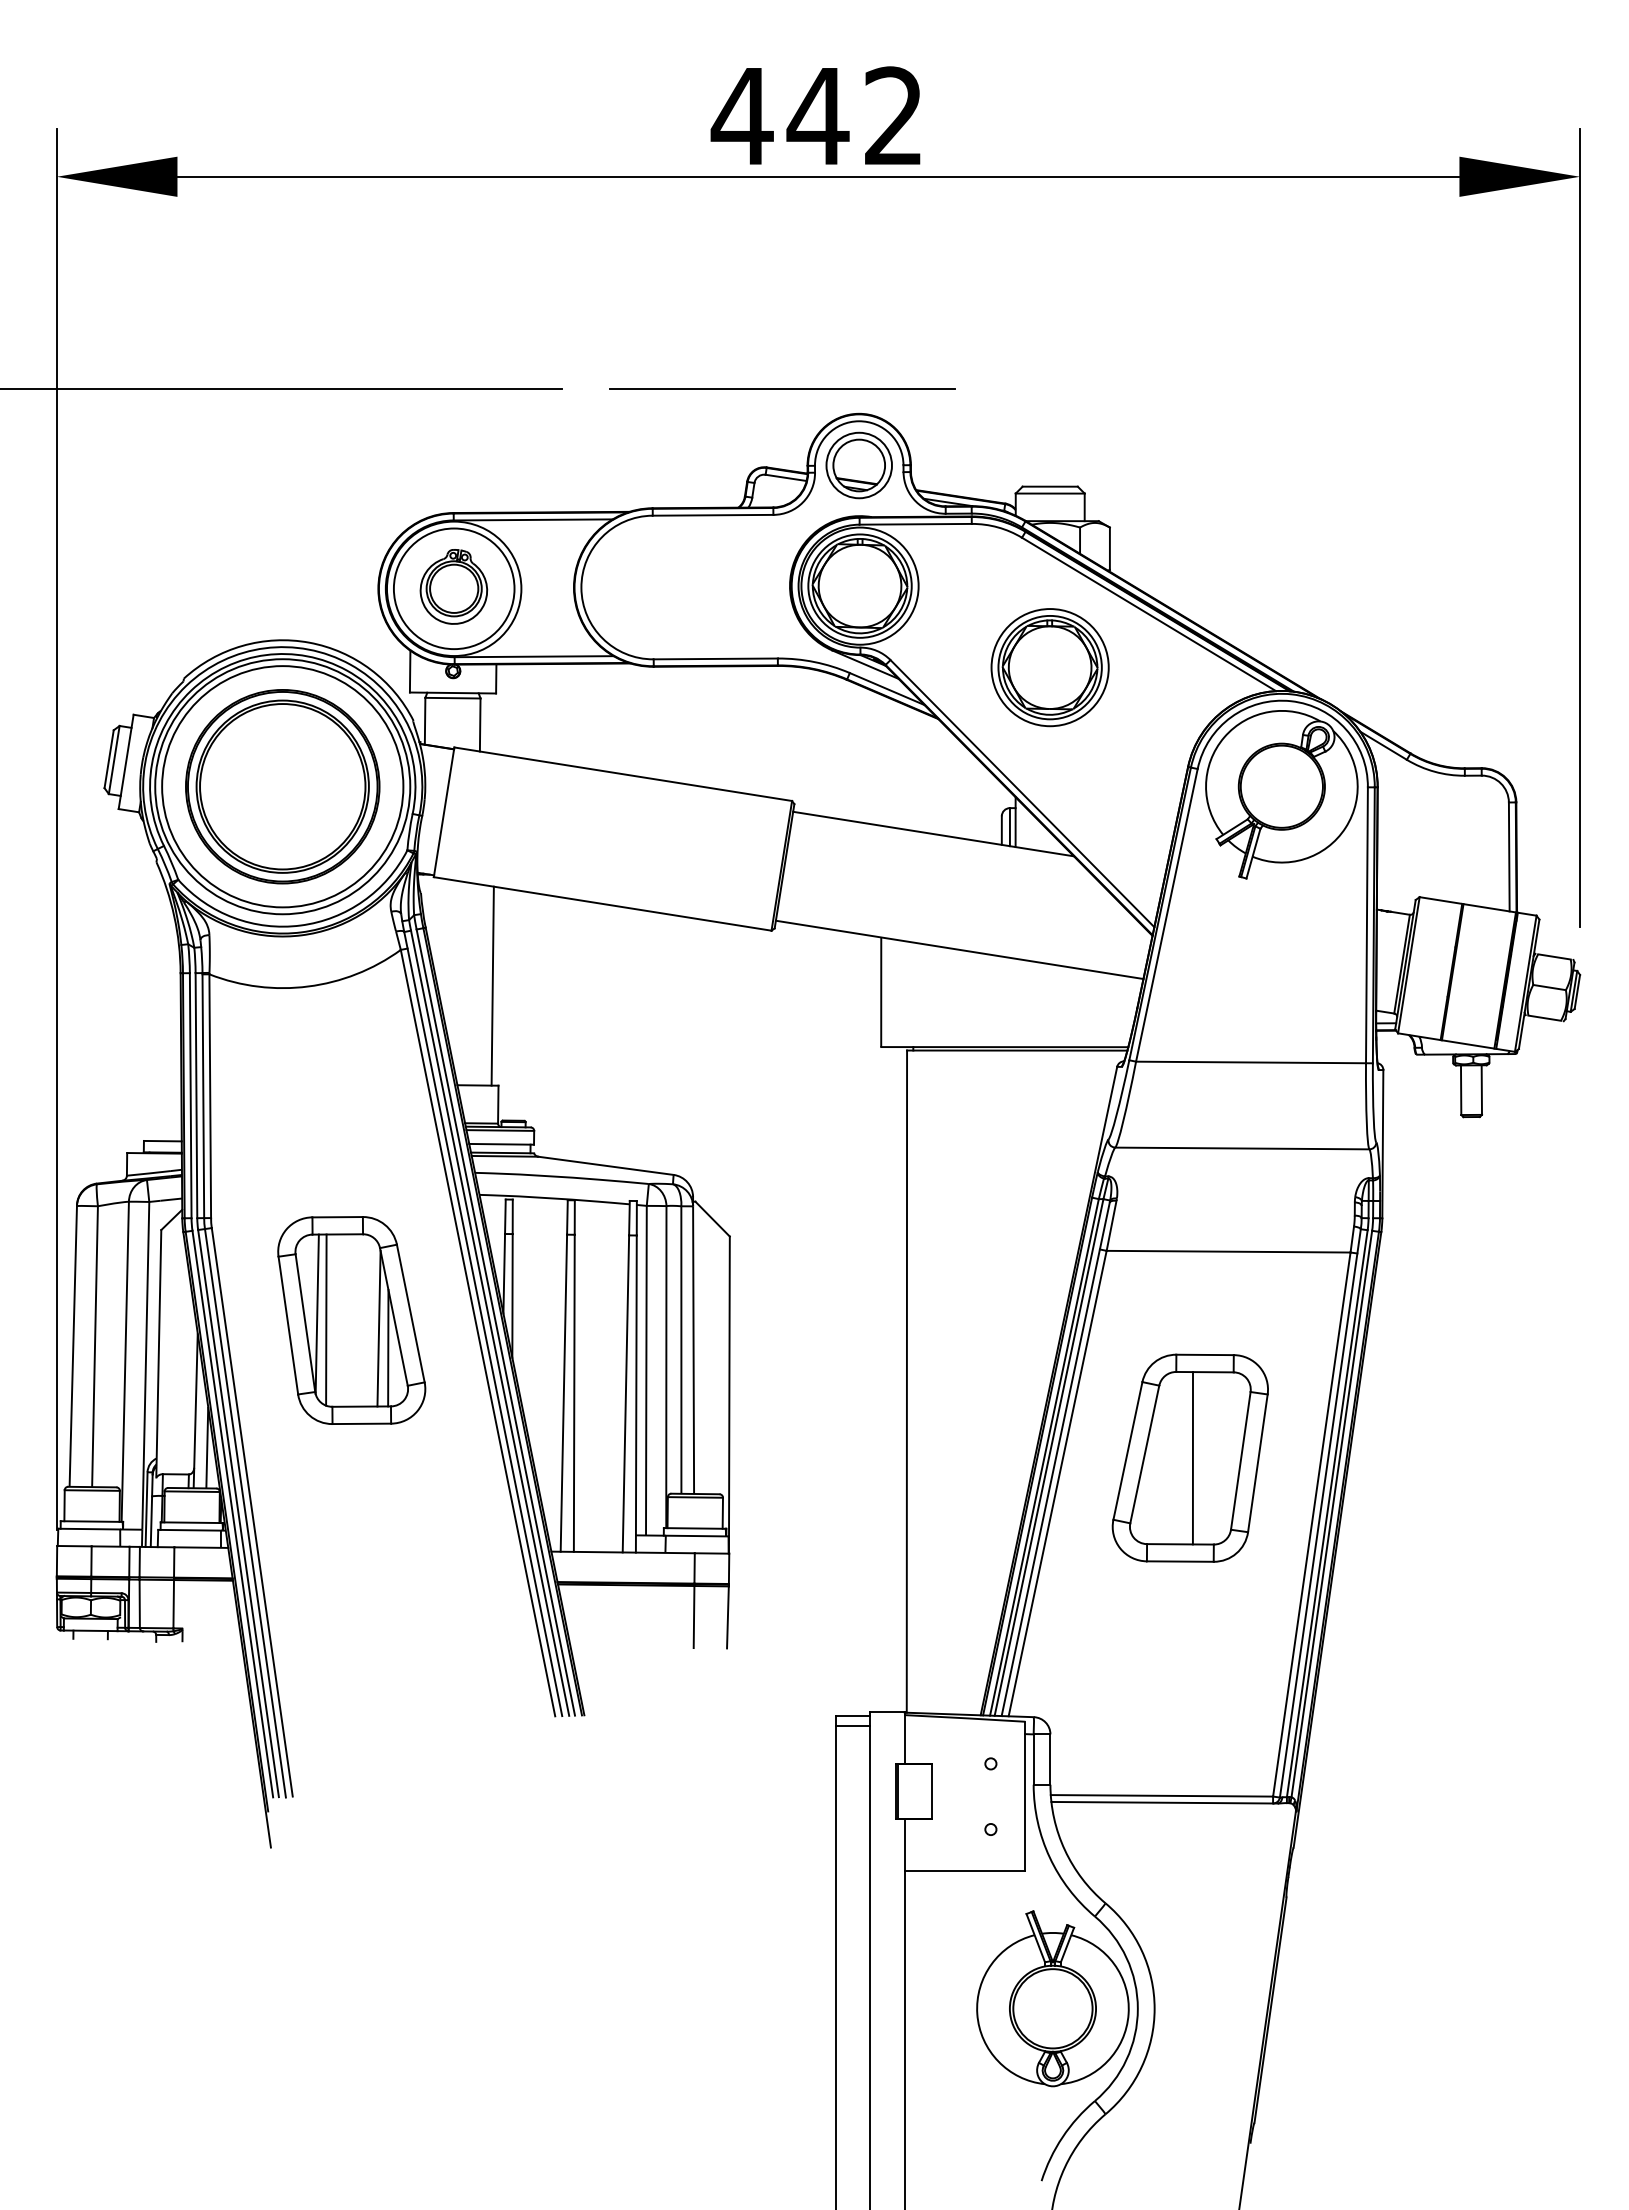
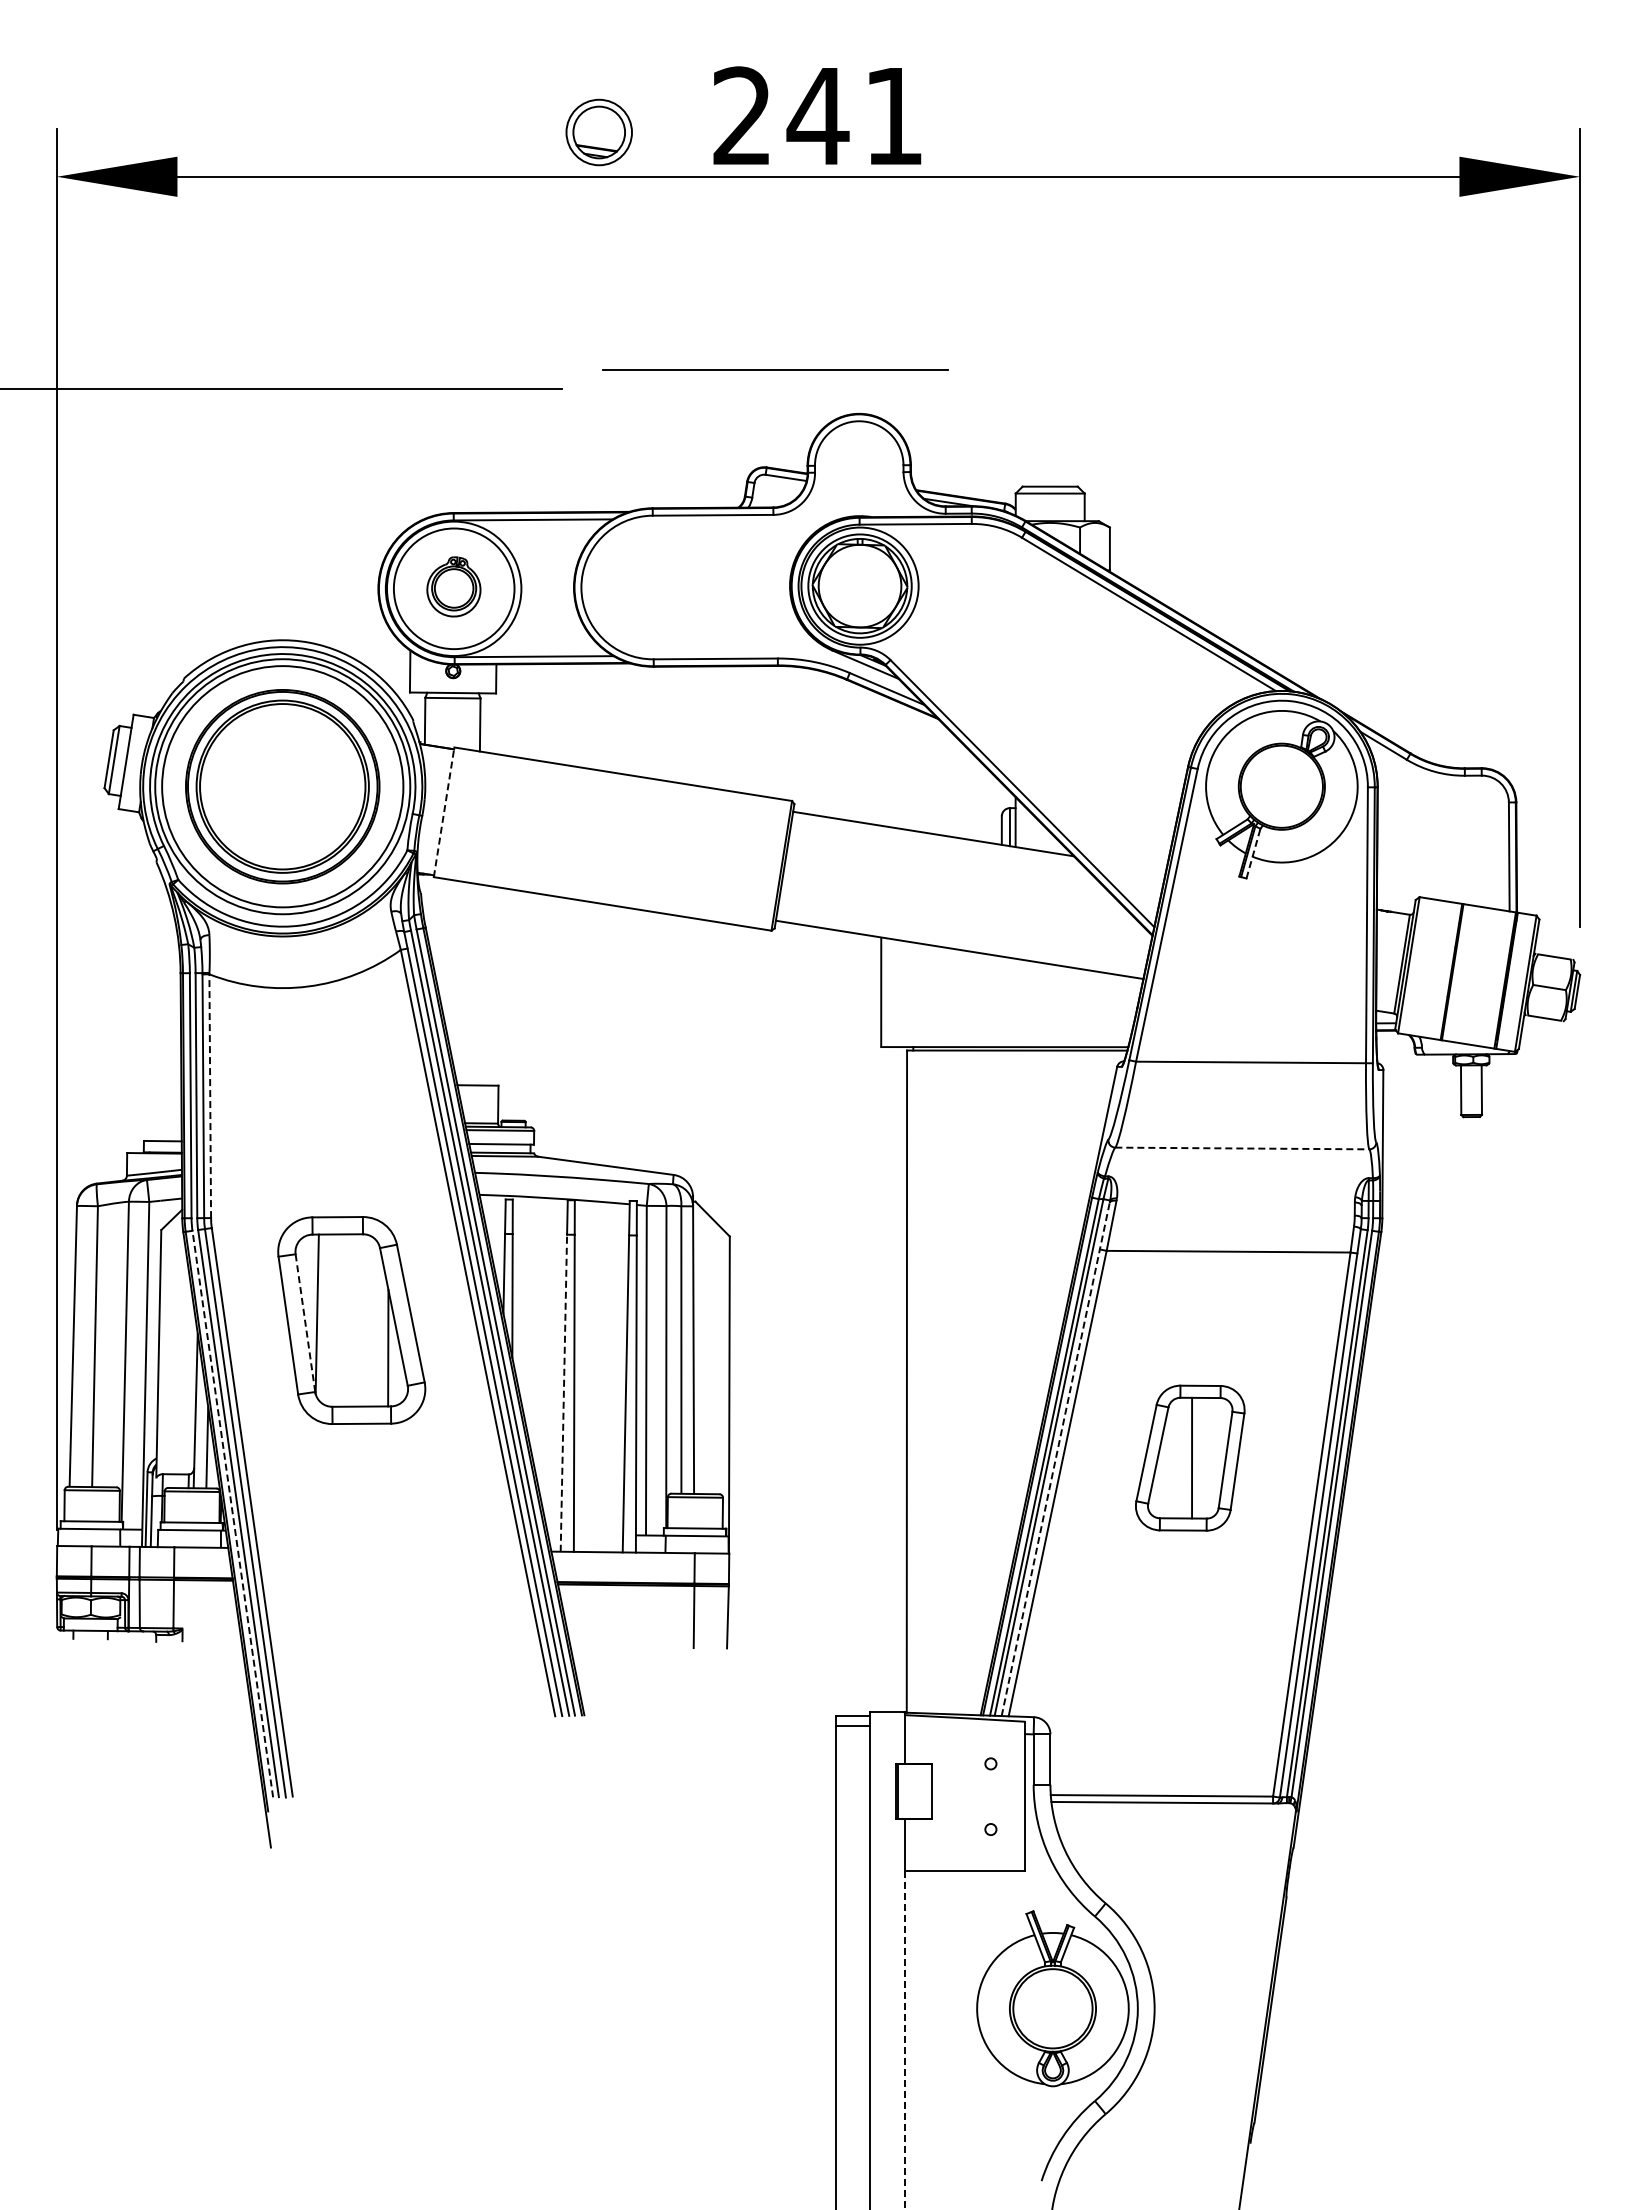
text: 442 -> 241 (815, 115)
line position: (782, 388) -> (775, 369) (775, 369)
part position: (858, 465) -> (598, 132) (598, 132)
part size: 70x76 px -> 56x62 px (453, 586)
part: present -> none (1049, 667)
line: solid -> dashed (444, 812)
line: solid -> dashed (1253, 853)
line: present -> none (492, 985)
line: solid -> dashed (210, 1096)
line: solid -> dashed (1242, 1148)
line: present -> none (326, 1319)
line: solid -> dashed (305, 1323)
line: present -> none (378, 1328)
line: solid -> dashed (563, 1393)
part size: 158x210 px -> 111x148 px (1190, 1457)
line: solid -> dashed (1055, 1458)
line: solid -> dashed (232, 1513)
line: solid -> dashed (904, 2040)
